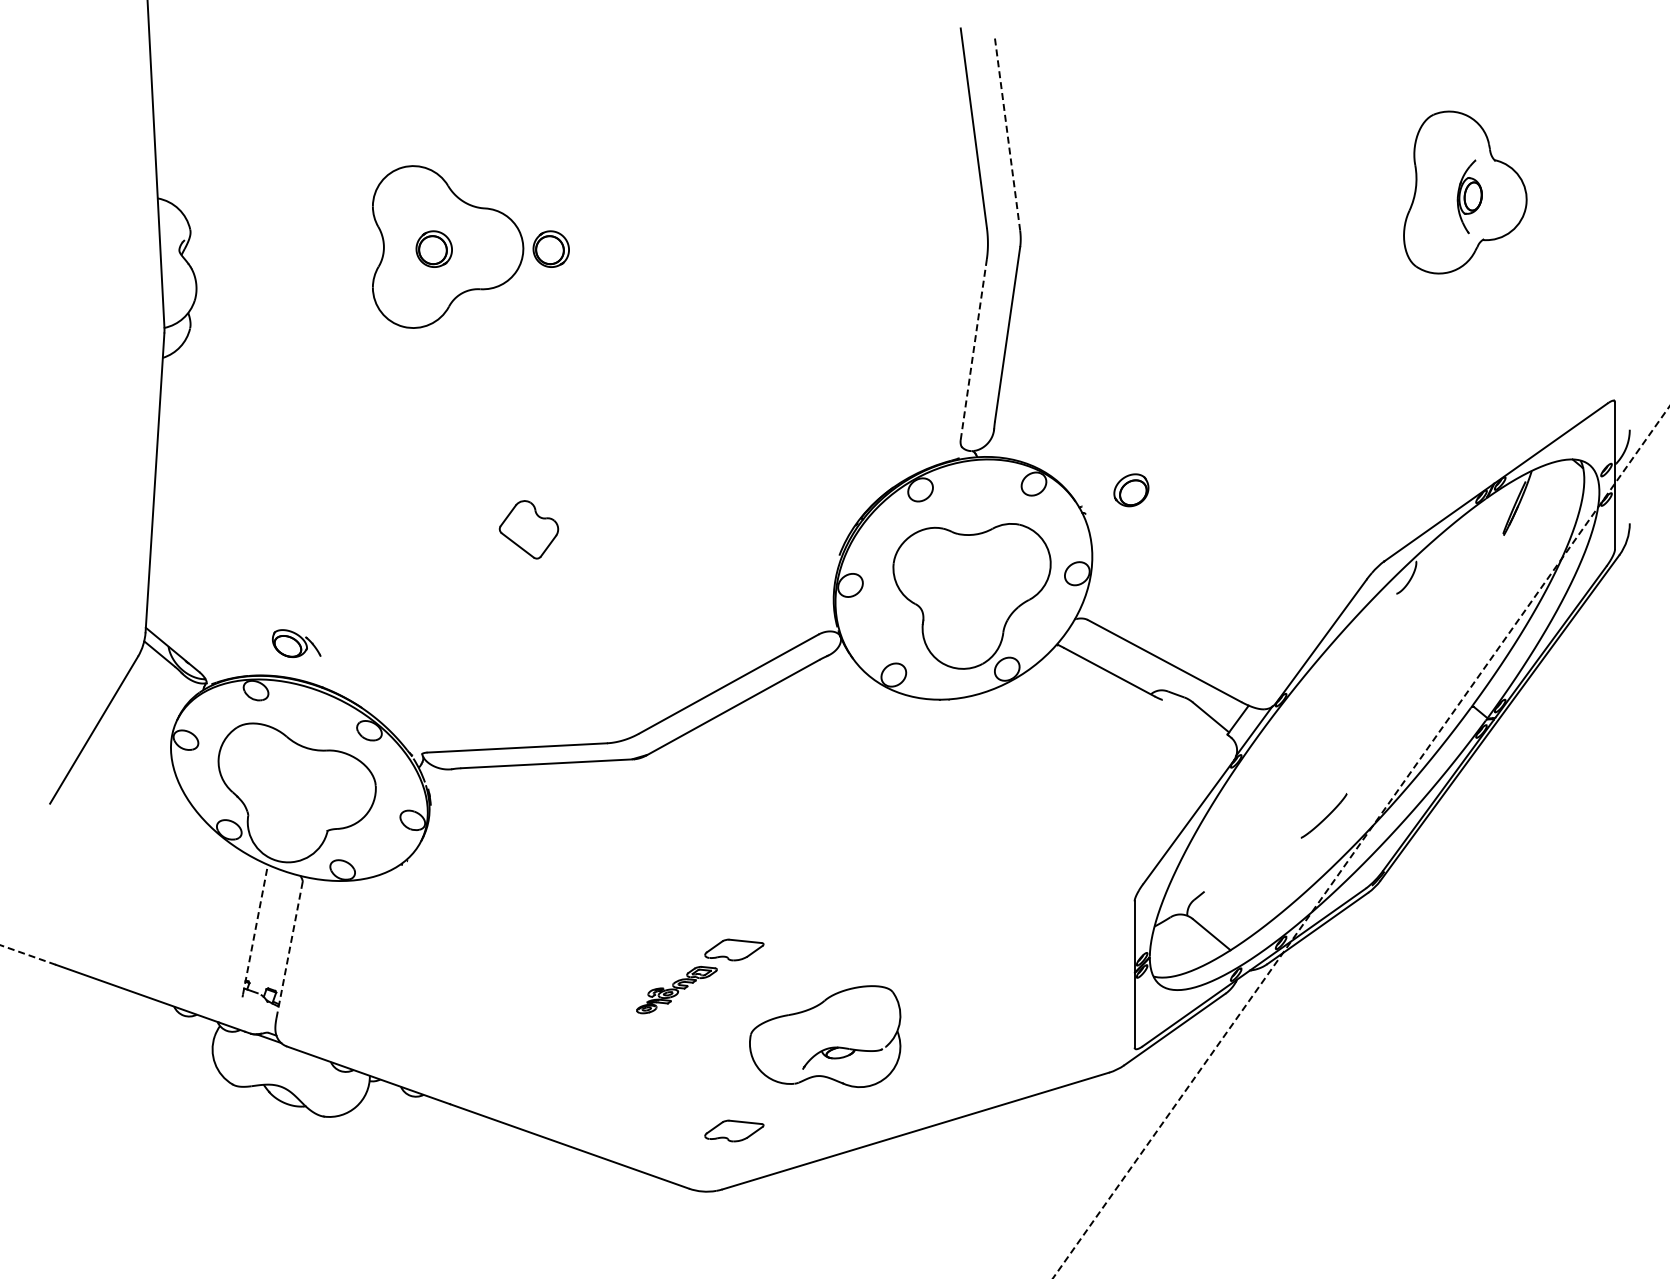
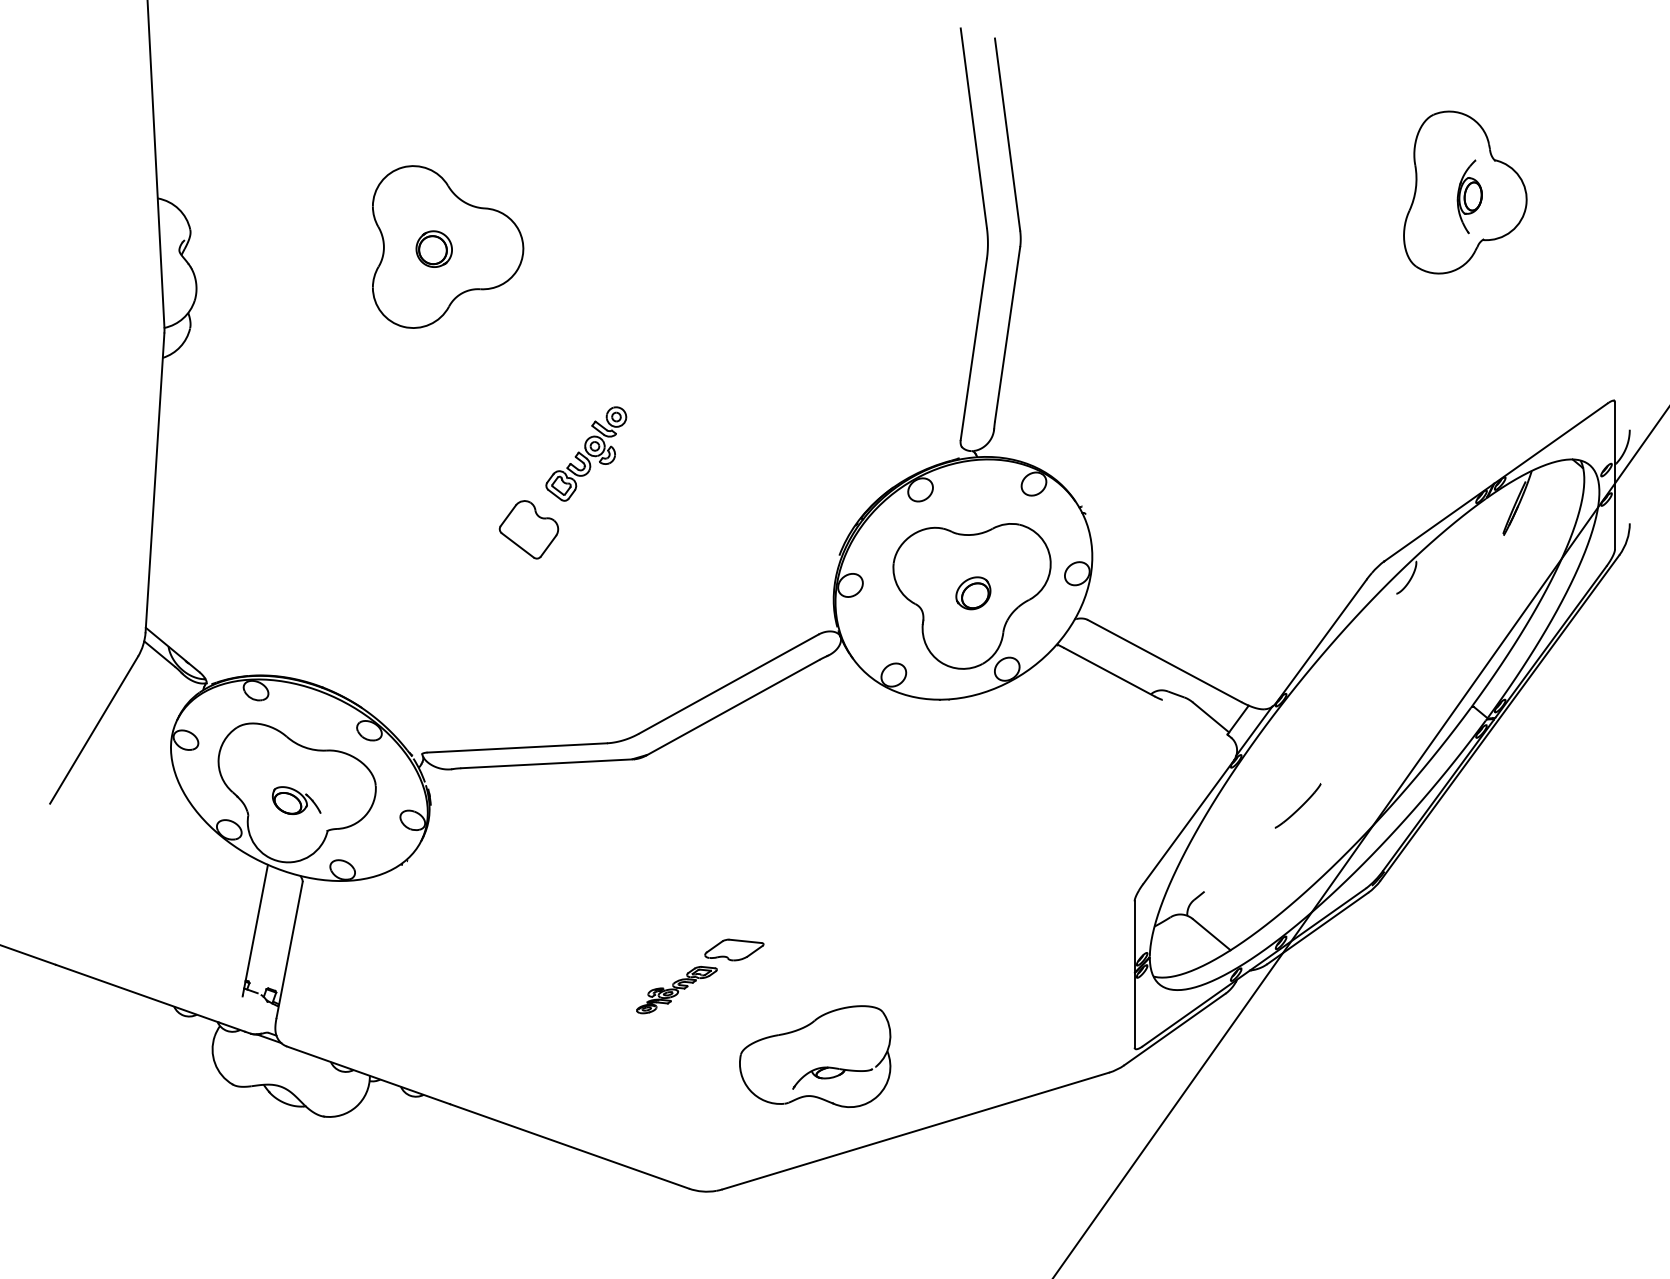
line: dashed -> solid (1007, 134)
part: present -> none (550, 248)
line: dashed -> solid (973, 349)
part: none -> present (586, 453)
part position: (1131, 490) -> (973, 593) (973, 593)
part position: (296, 643) -> (296, 800) (296, 800)
part position: (1323, 815) -> (1297, 805) (1297, 805)
line: dashed -> solid (1361, 842)
line: dashed -> solid (255, 929)
line: dashed -> solid (289, 950)
line: dashed -> solid (27, 954)
part position: (825, 1036) -> (815, 1056) (815, 1056)
part: present -> none (734, 1130)
